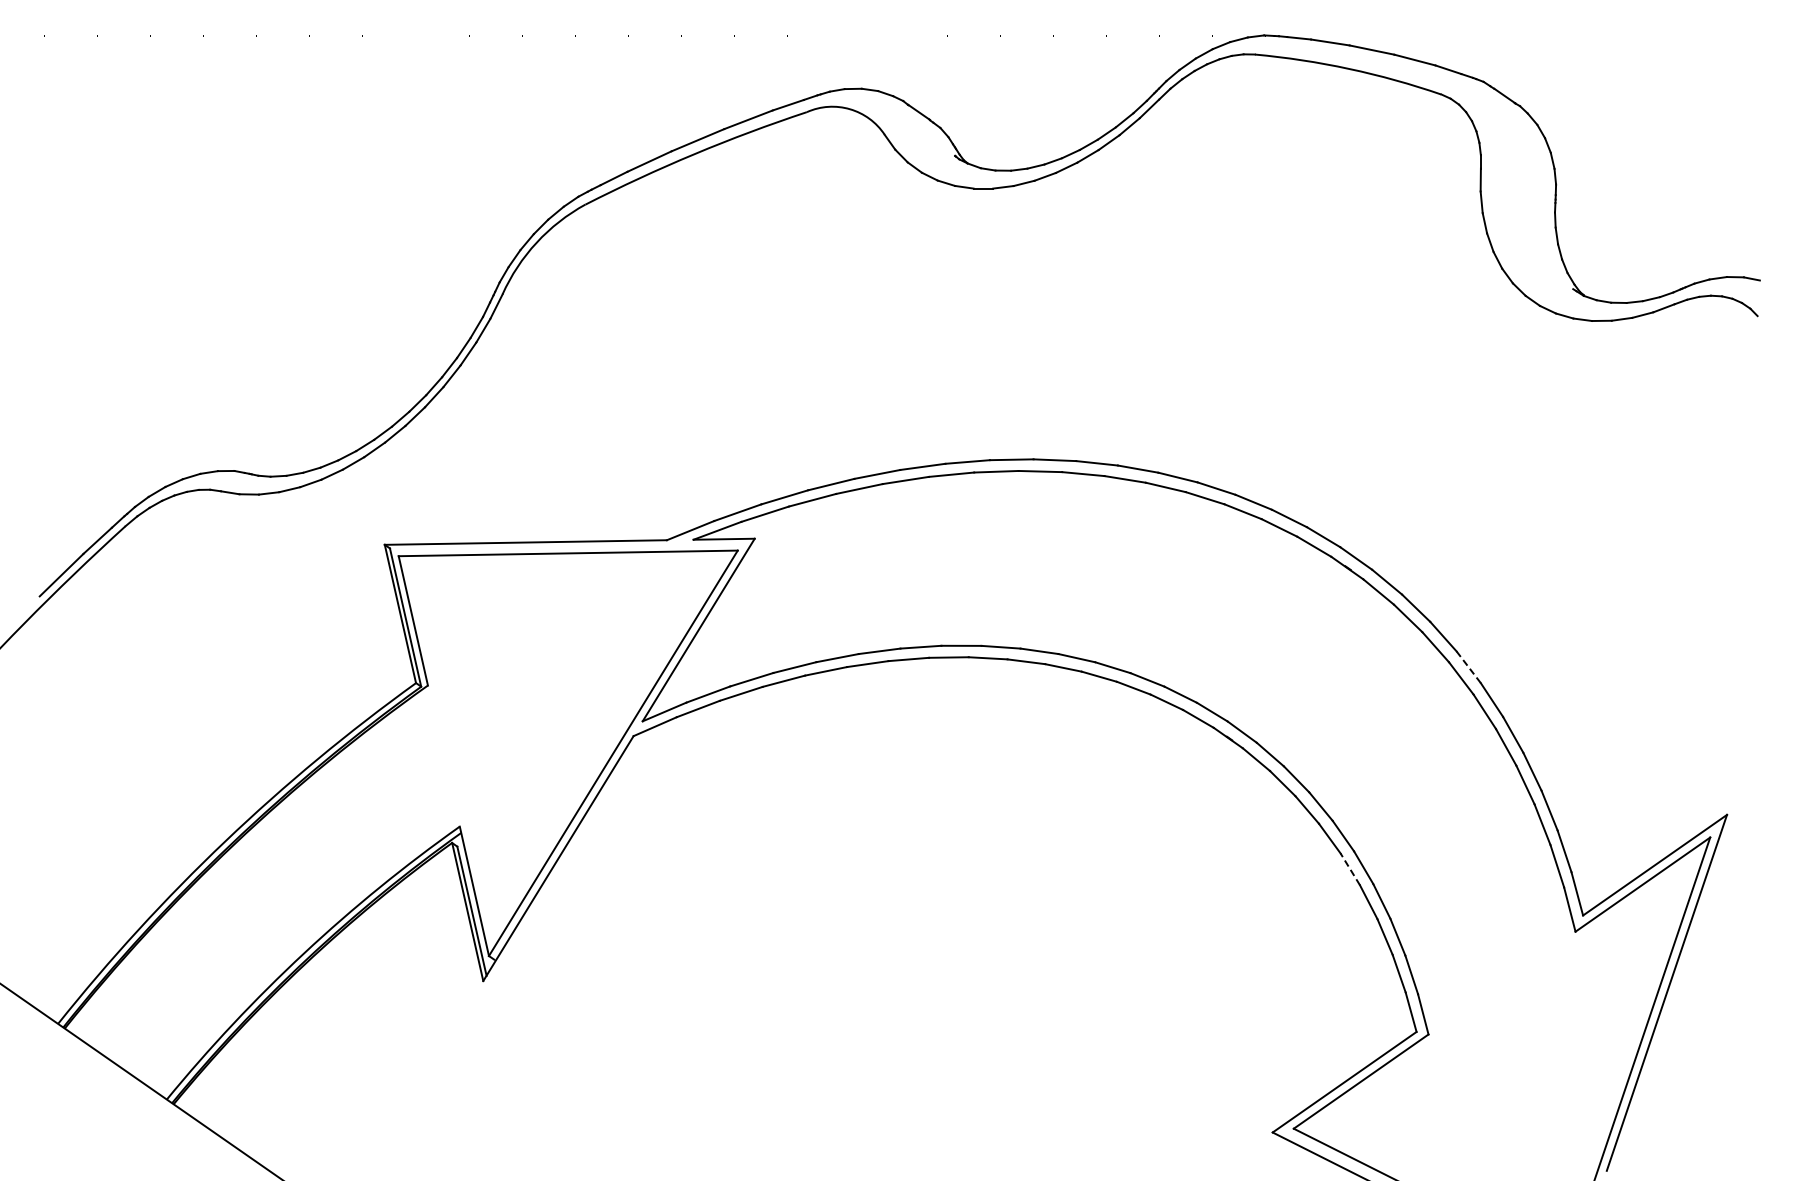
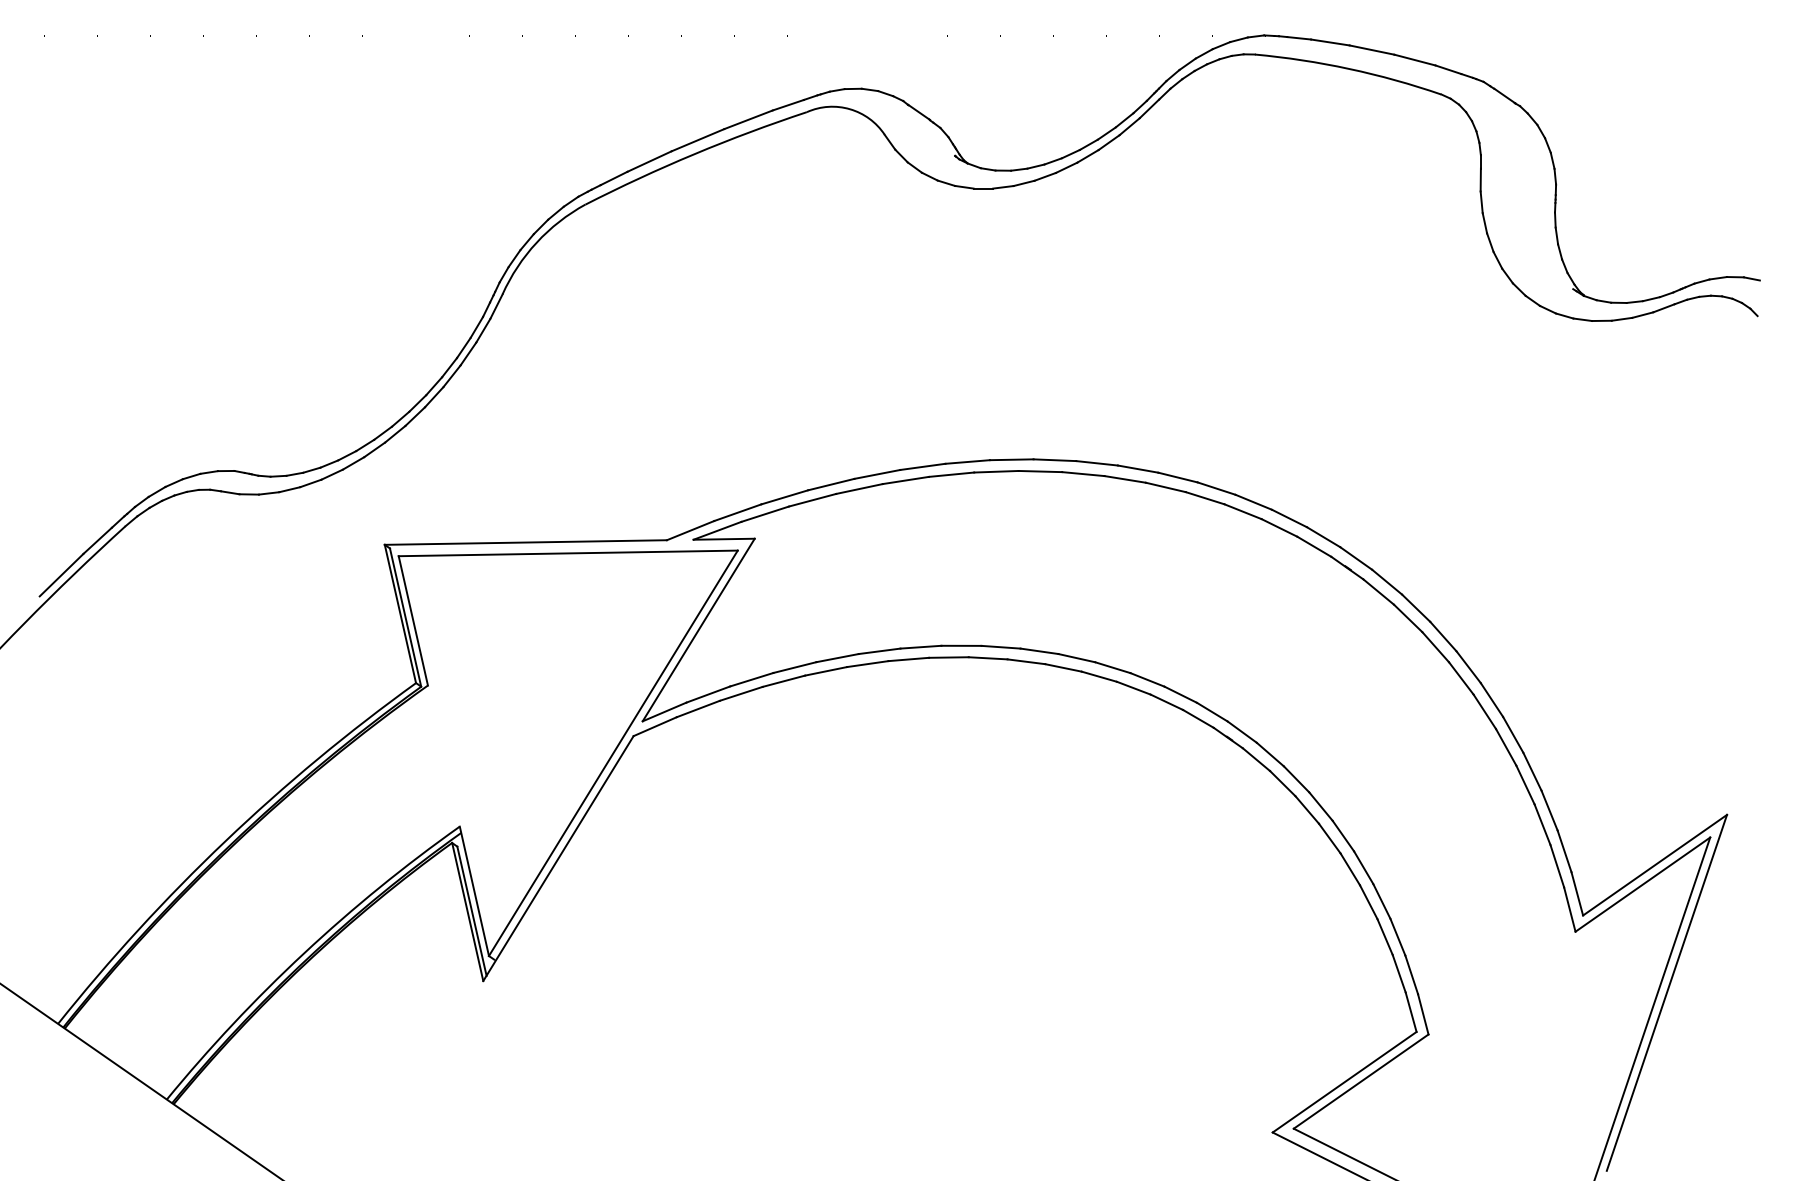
line: dashed -> solid (1468, 666)
line: dashed -> solid (1350, 869)
